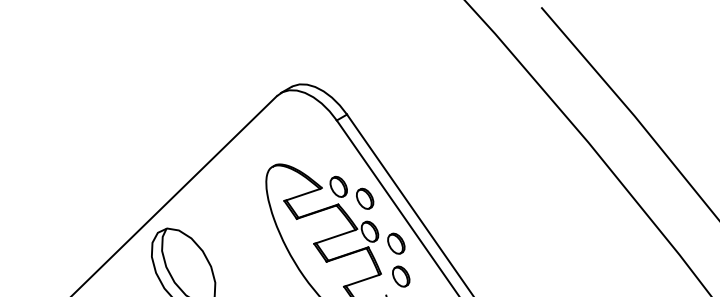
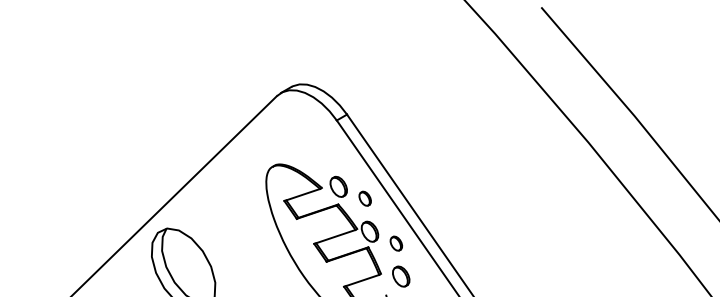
part size: 19x23 px -> 14x17 px (364, 198)
part size: 19x23 px -> 15x17 px (396, 243)
